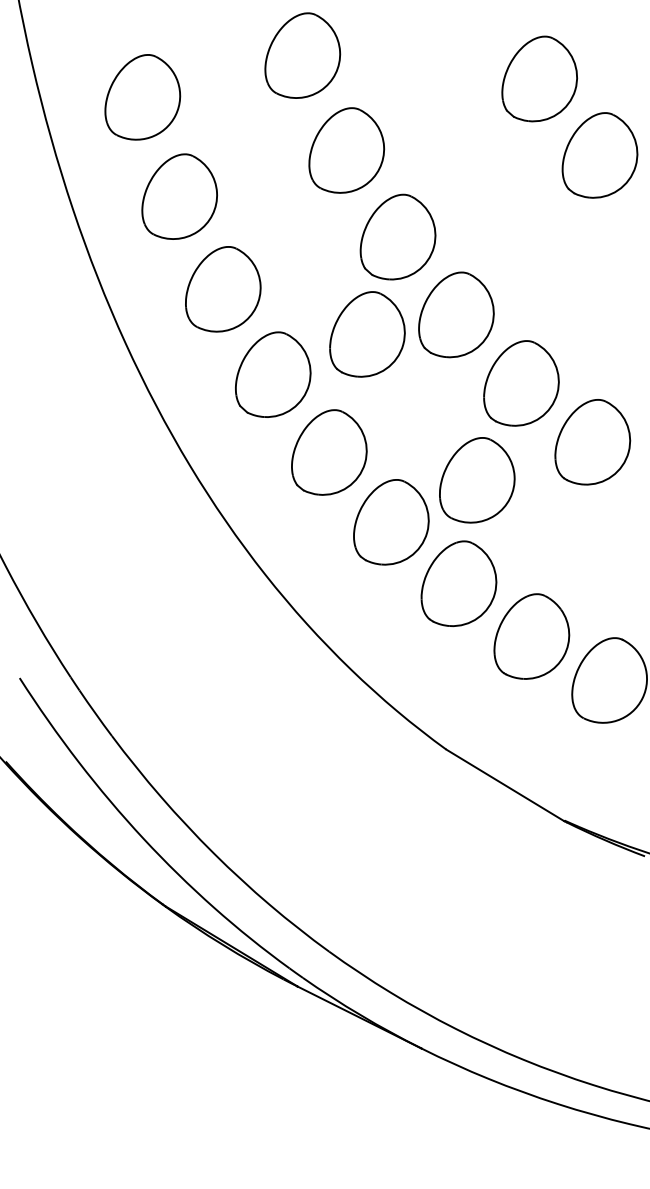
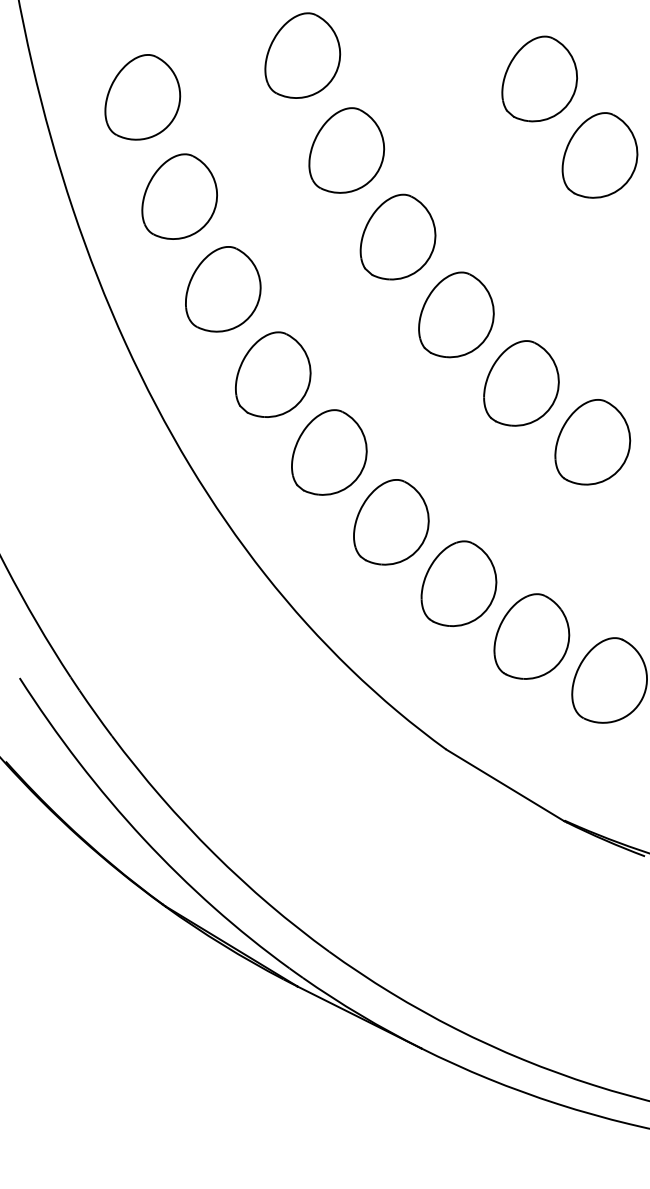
part: present -> none (367, 334)
part: present -> none (477, 480)
